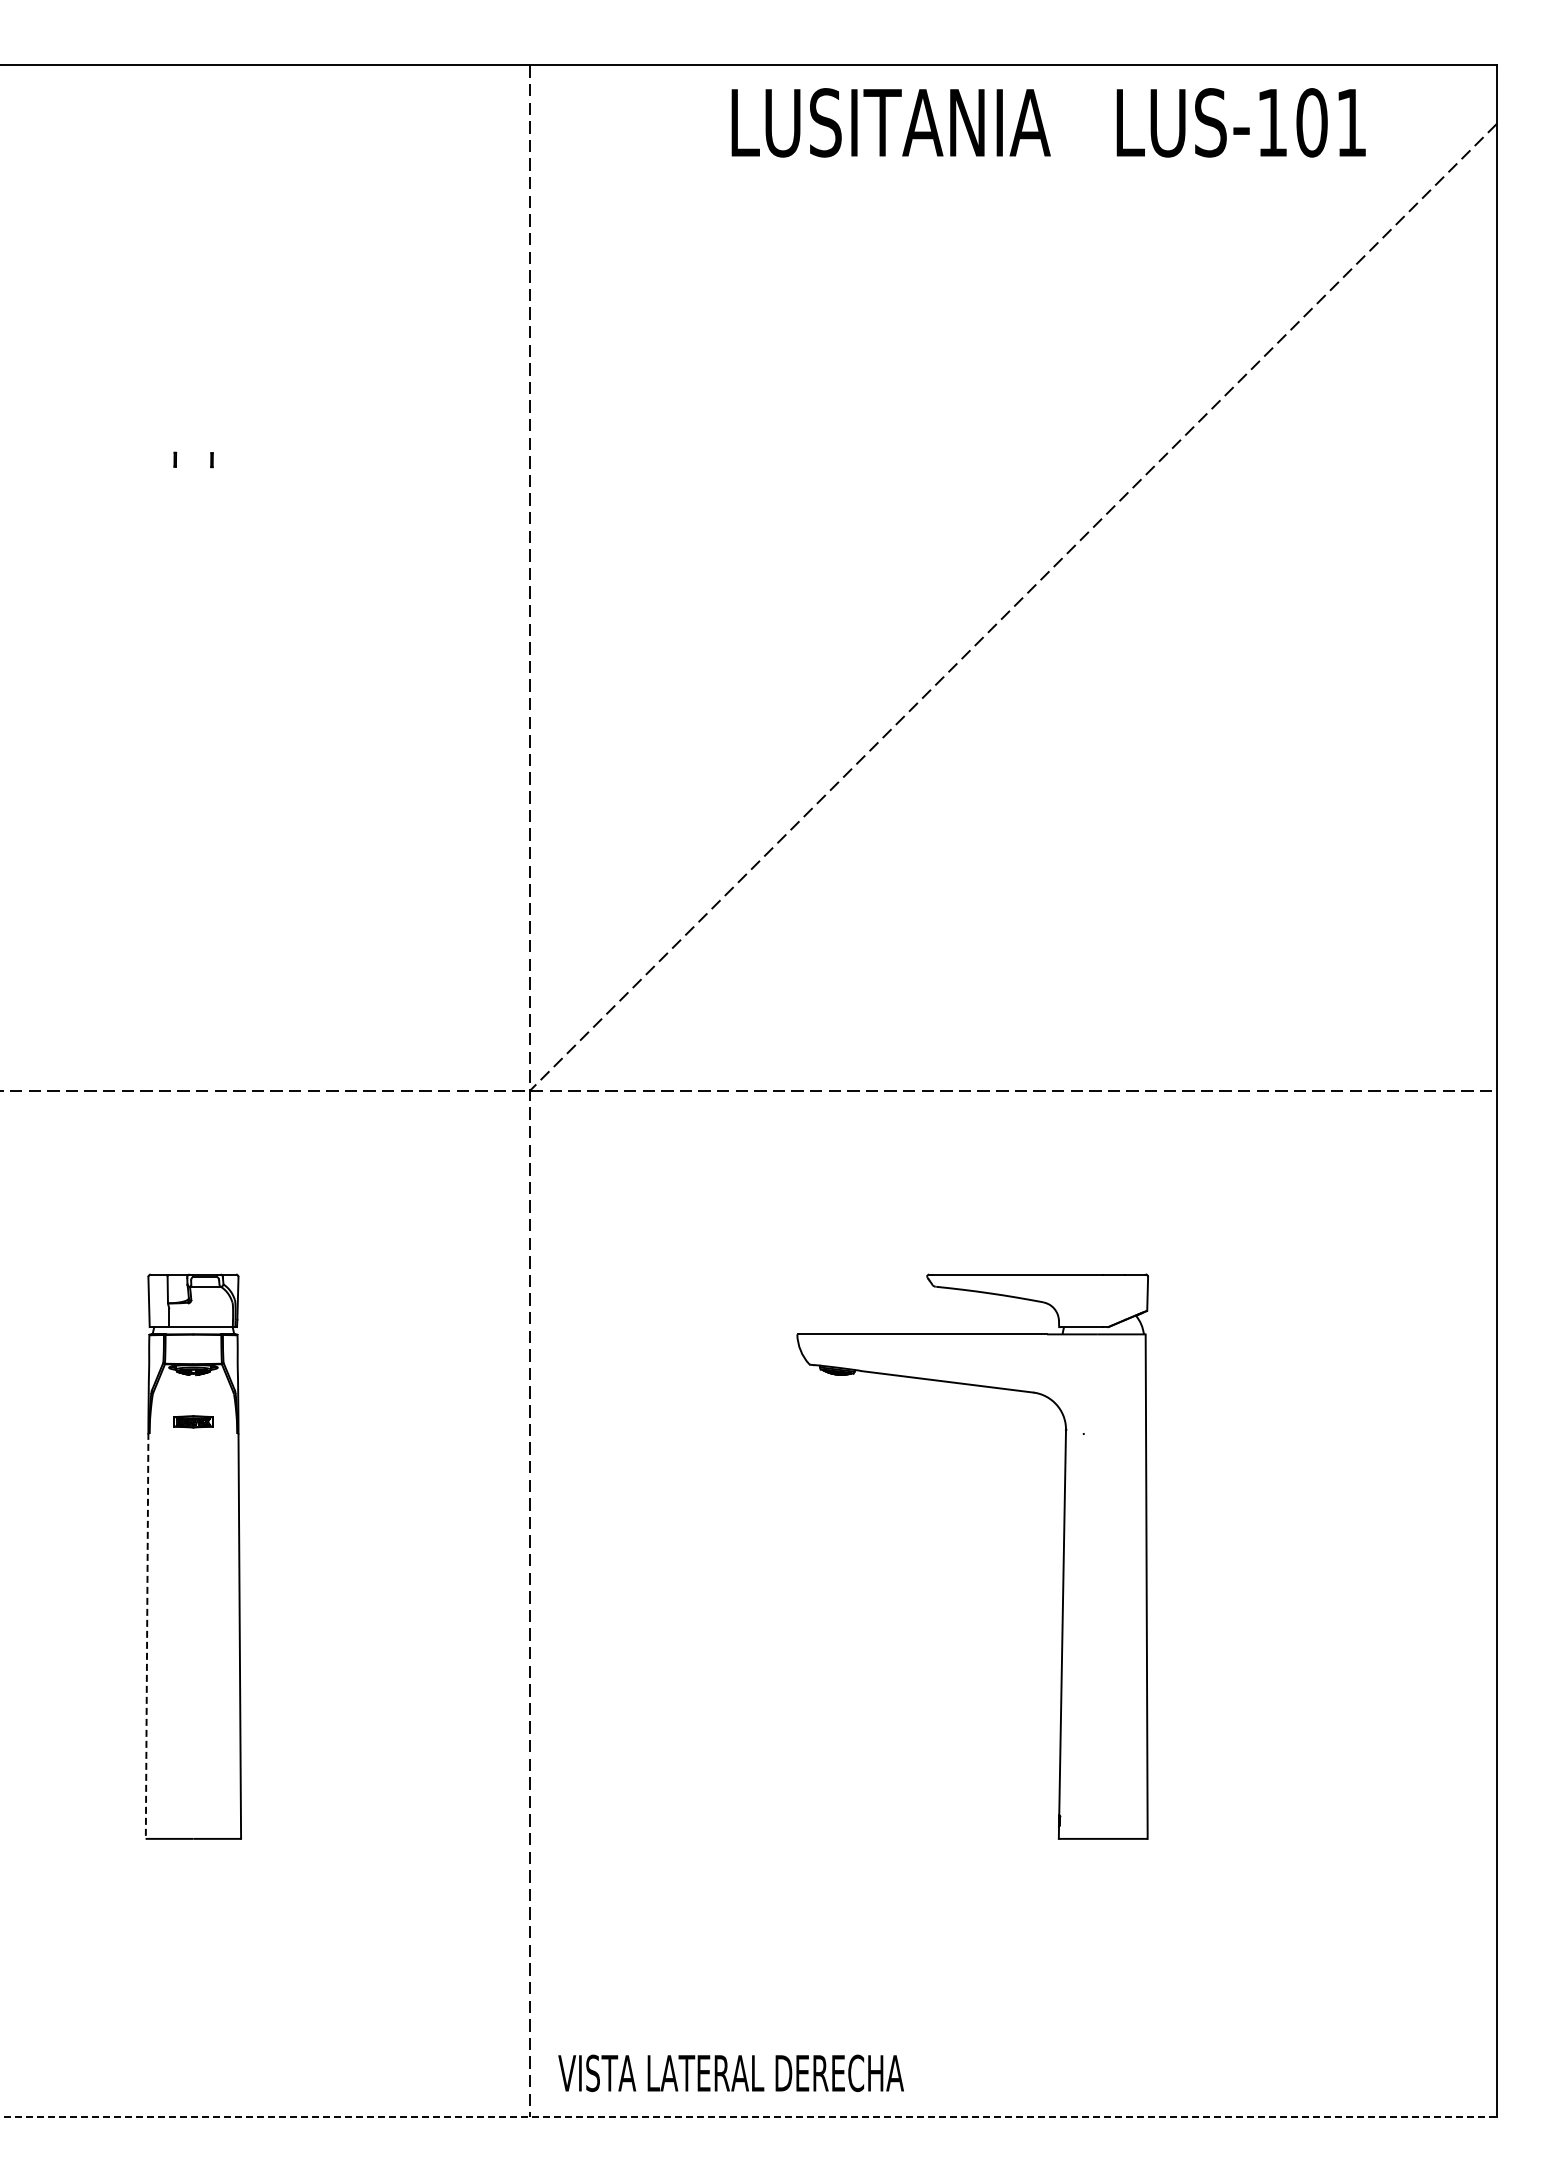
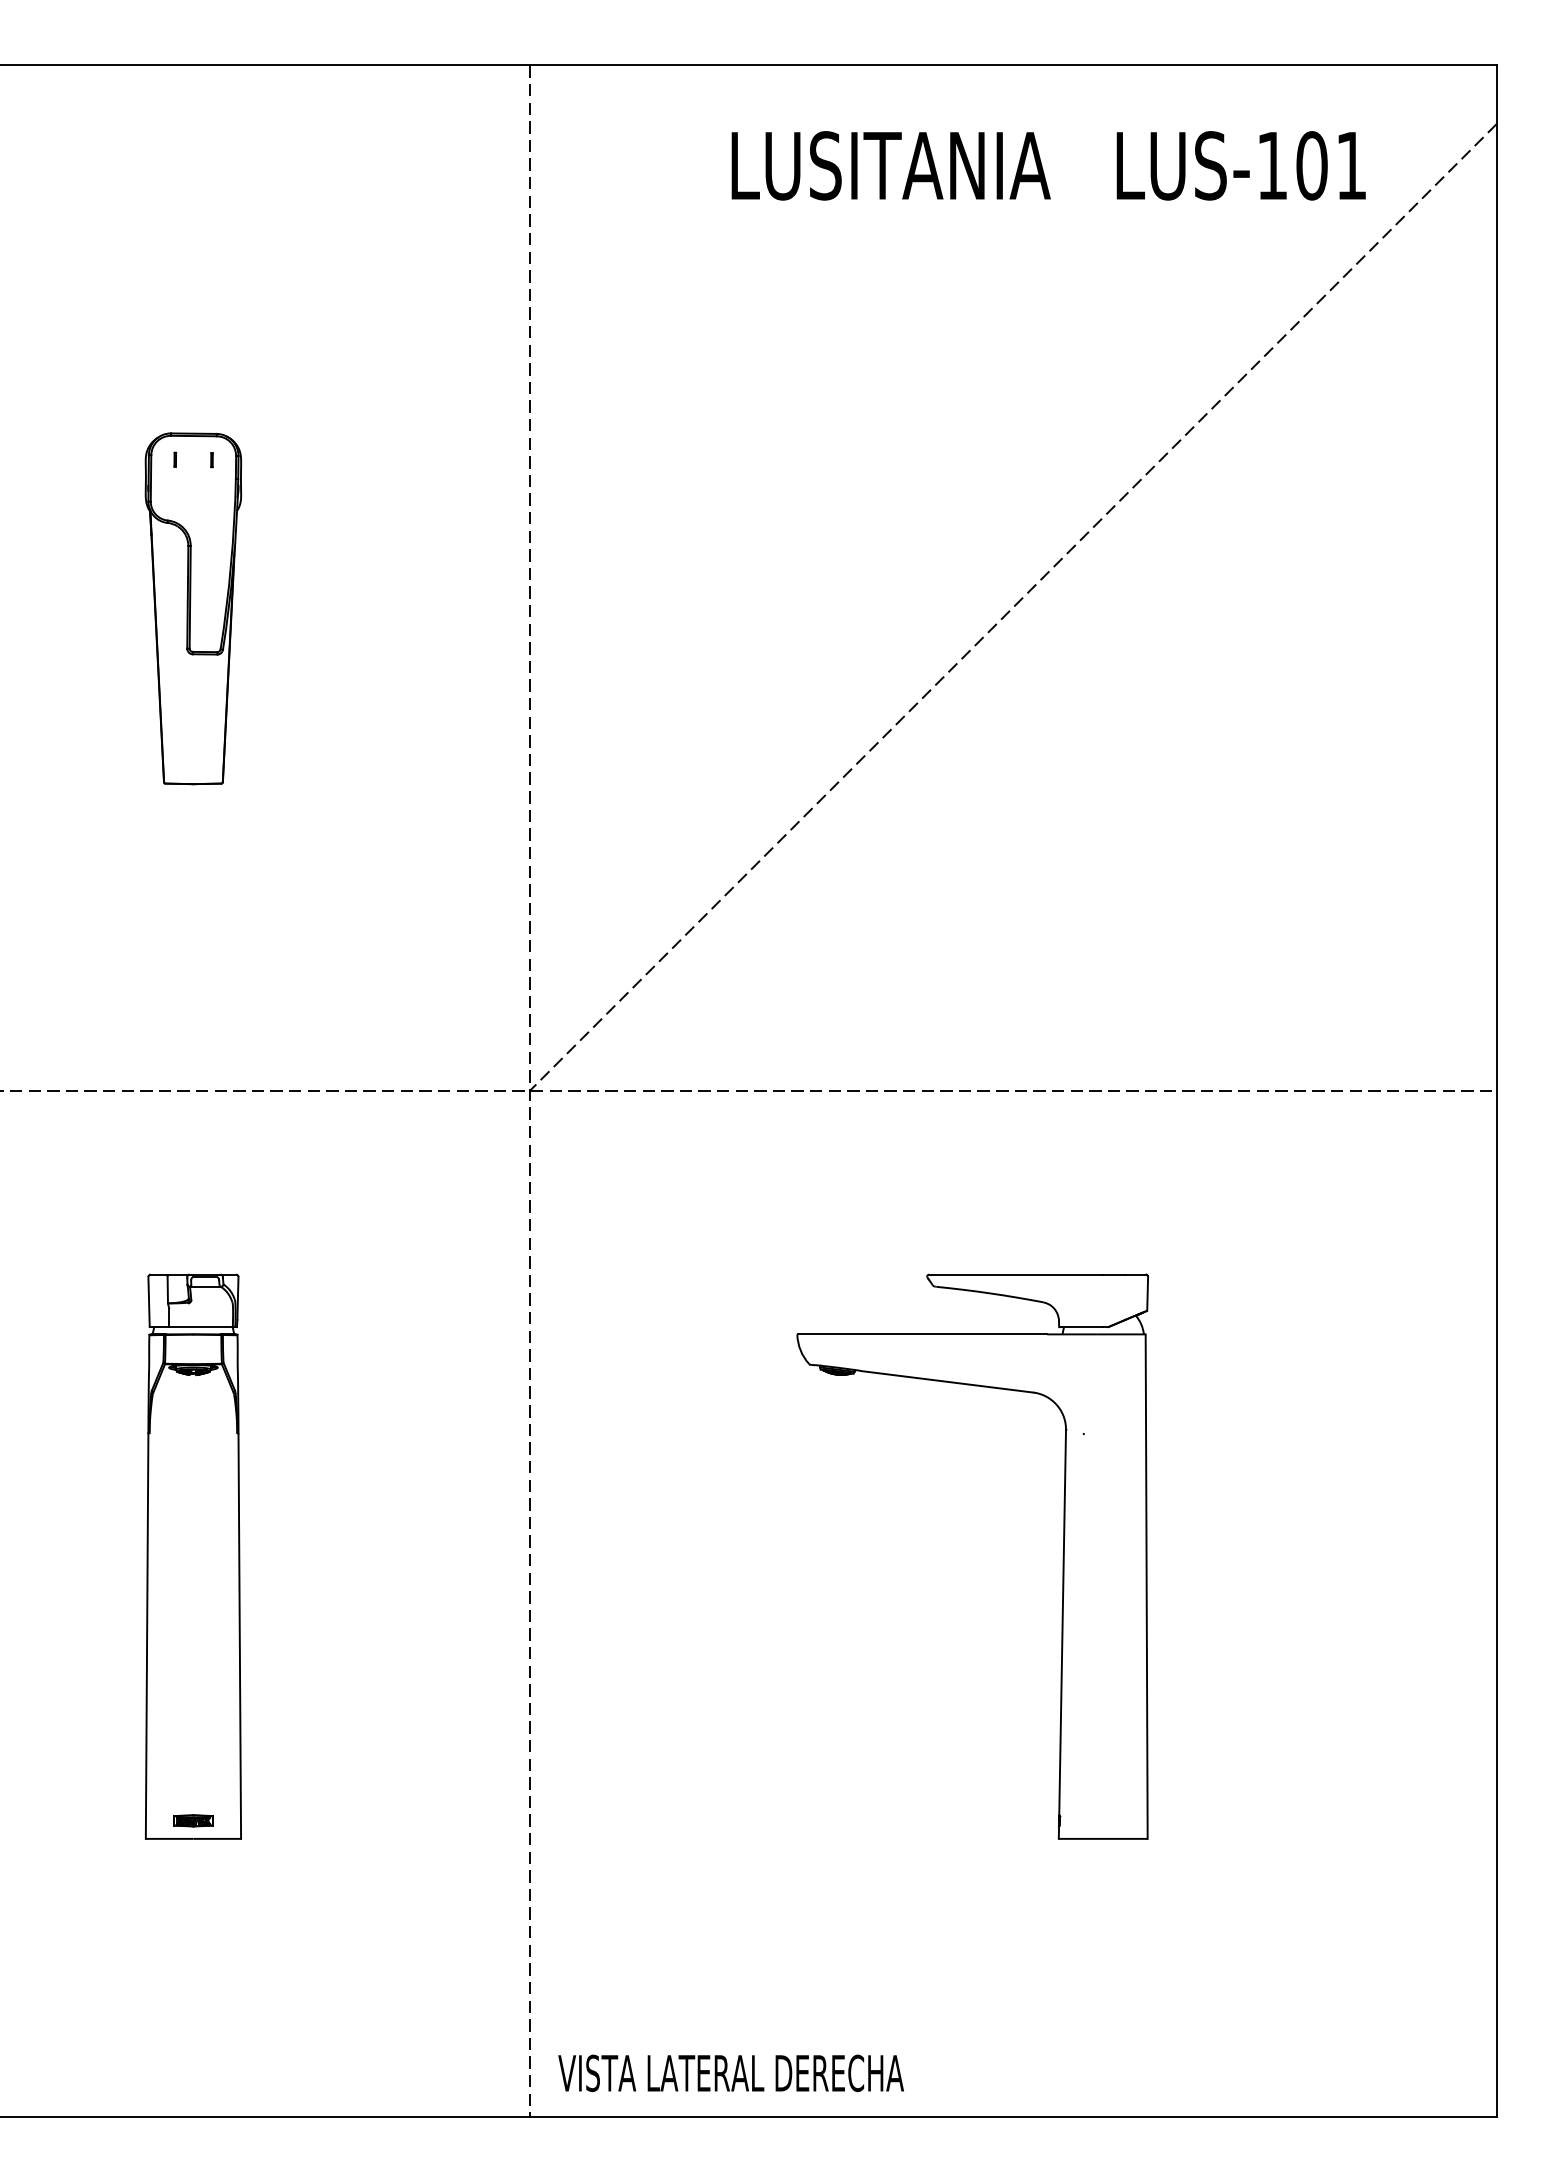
text position: (1048, 122) -> (1048, 165) (1048, 165)
part: none -> present (193, 608)
part position: (193, 1421) -> (193, 1820) (193, 1820)
line: dashed -> solid (147, 1636)
line: dashed -> solid (748, 2116)
